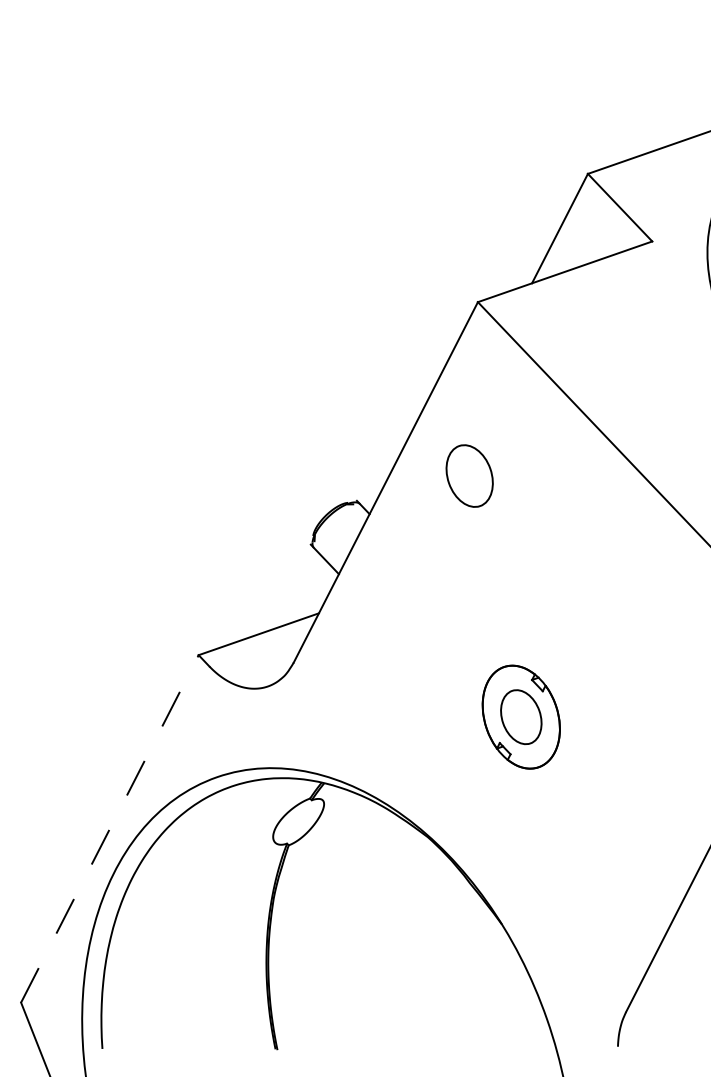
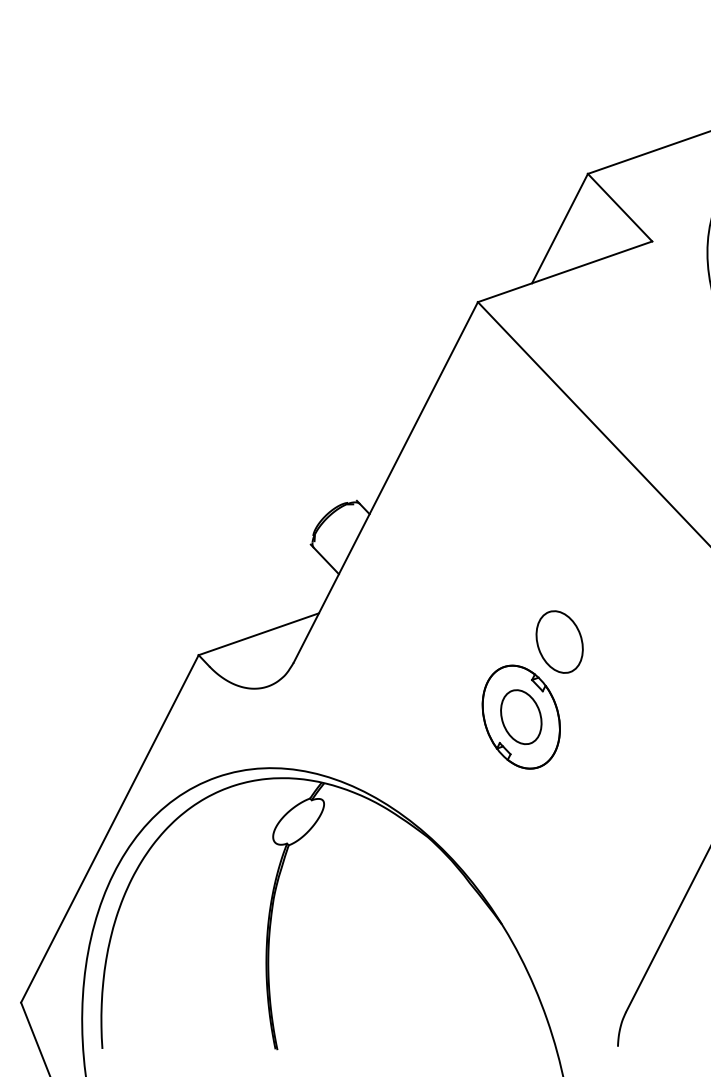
part position: (469, 475) -> (559, 641) (559, 641)
line: dashed -> solid (110, 828)
